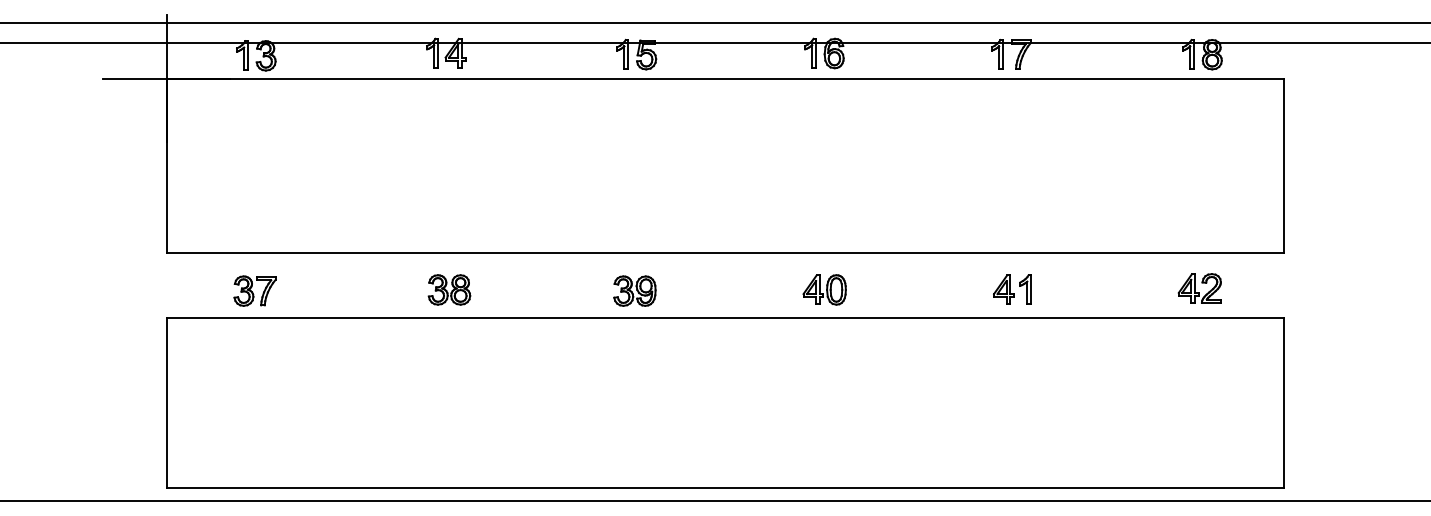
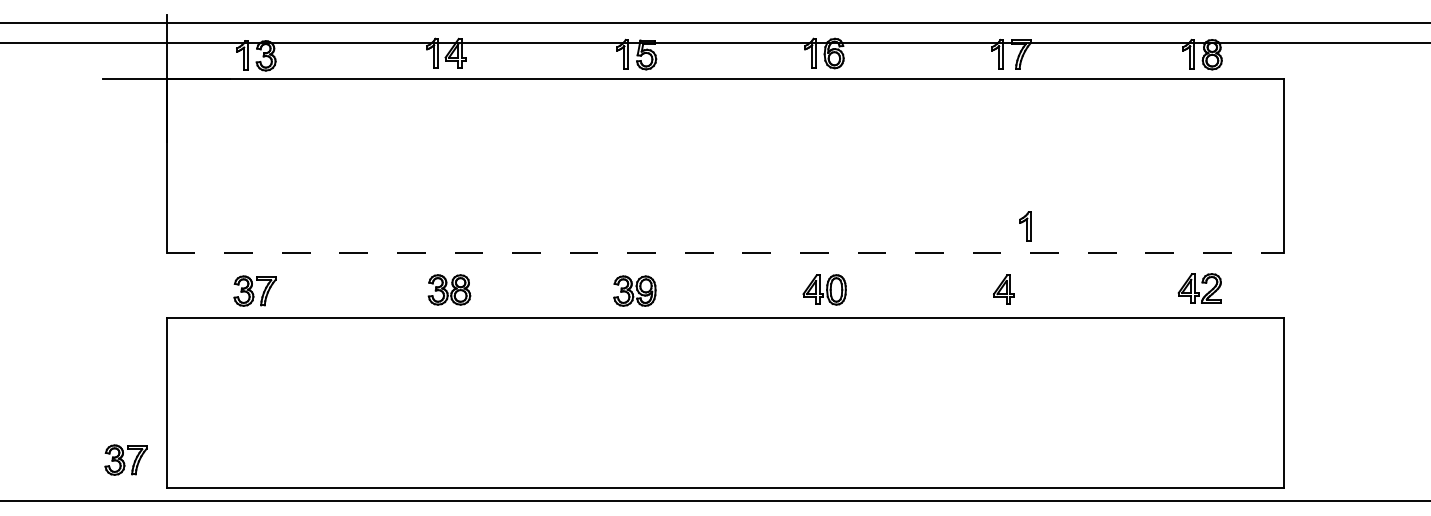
line: solid -> dashed (725, 252)
part position: (1025, 289) -> (1025, 226) (1025, 226)
part: none -> present (125, 459)
